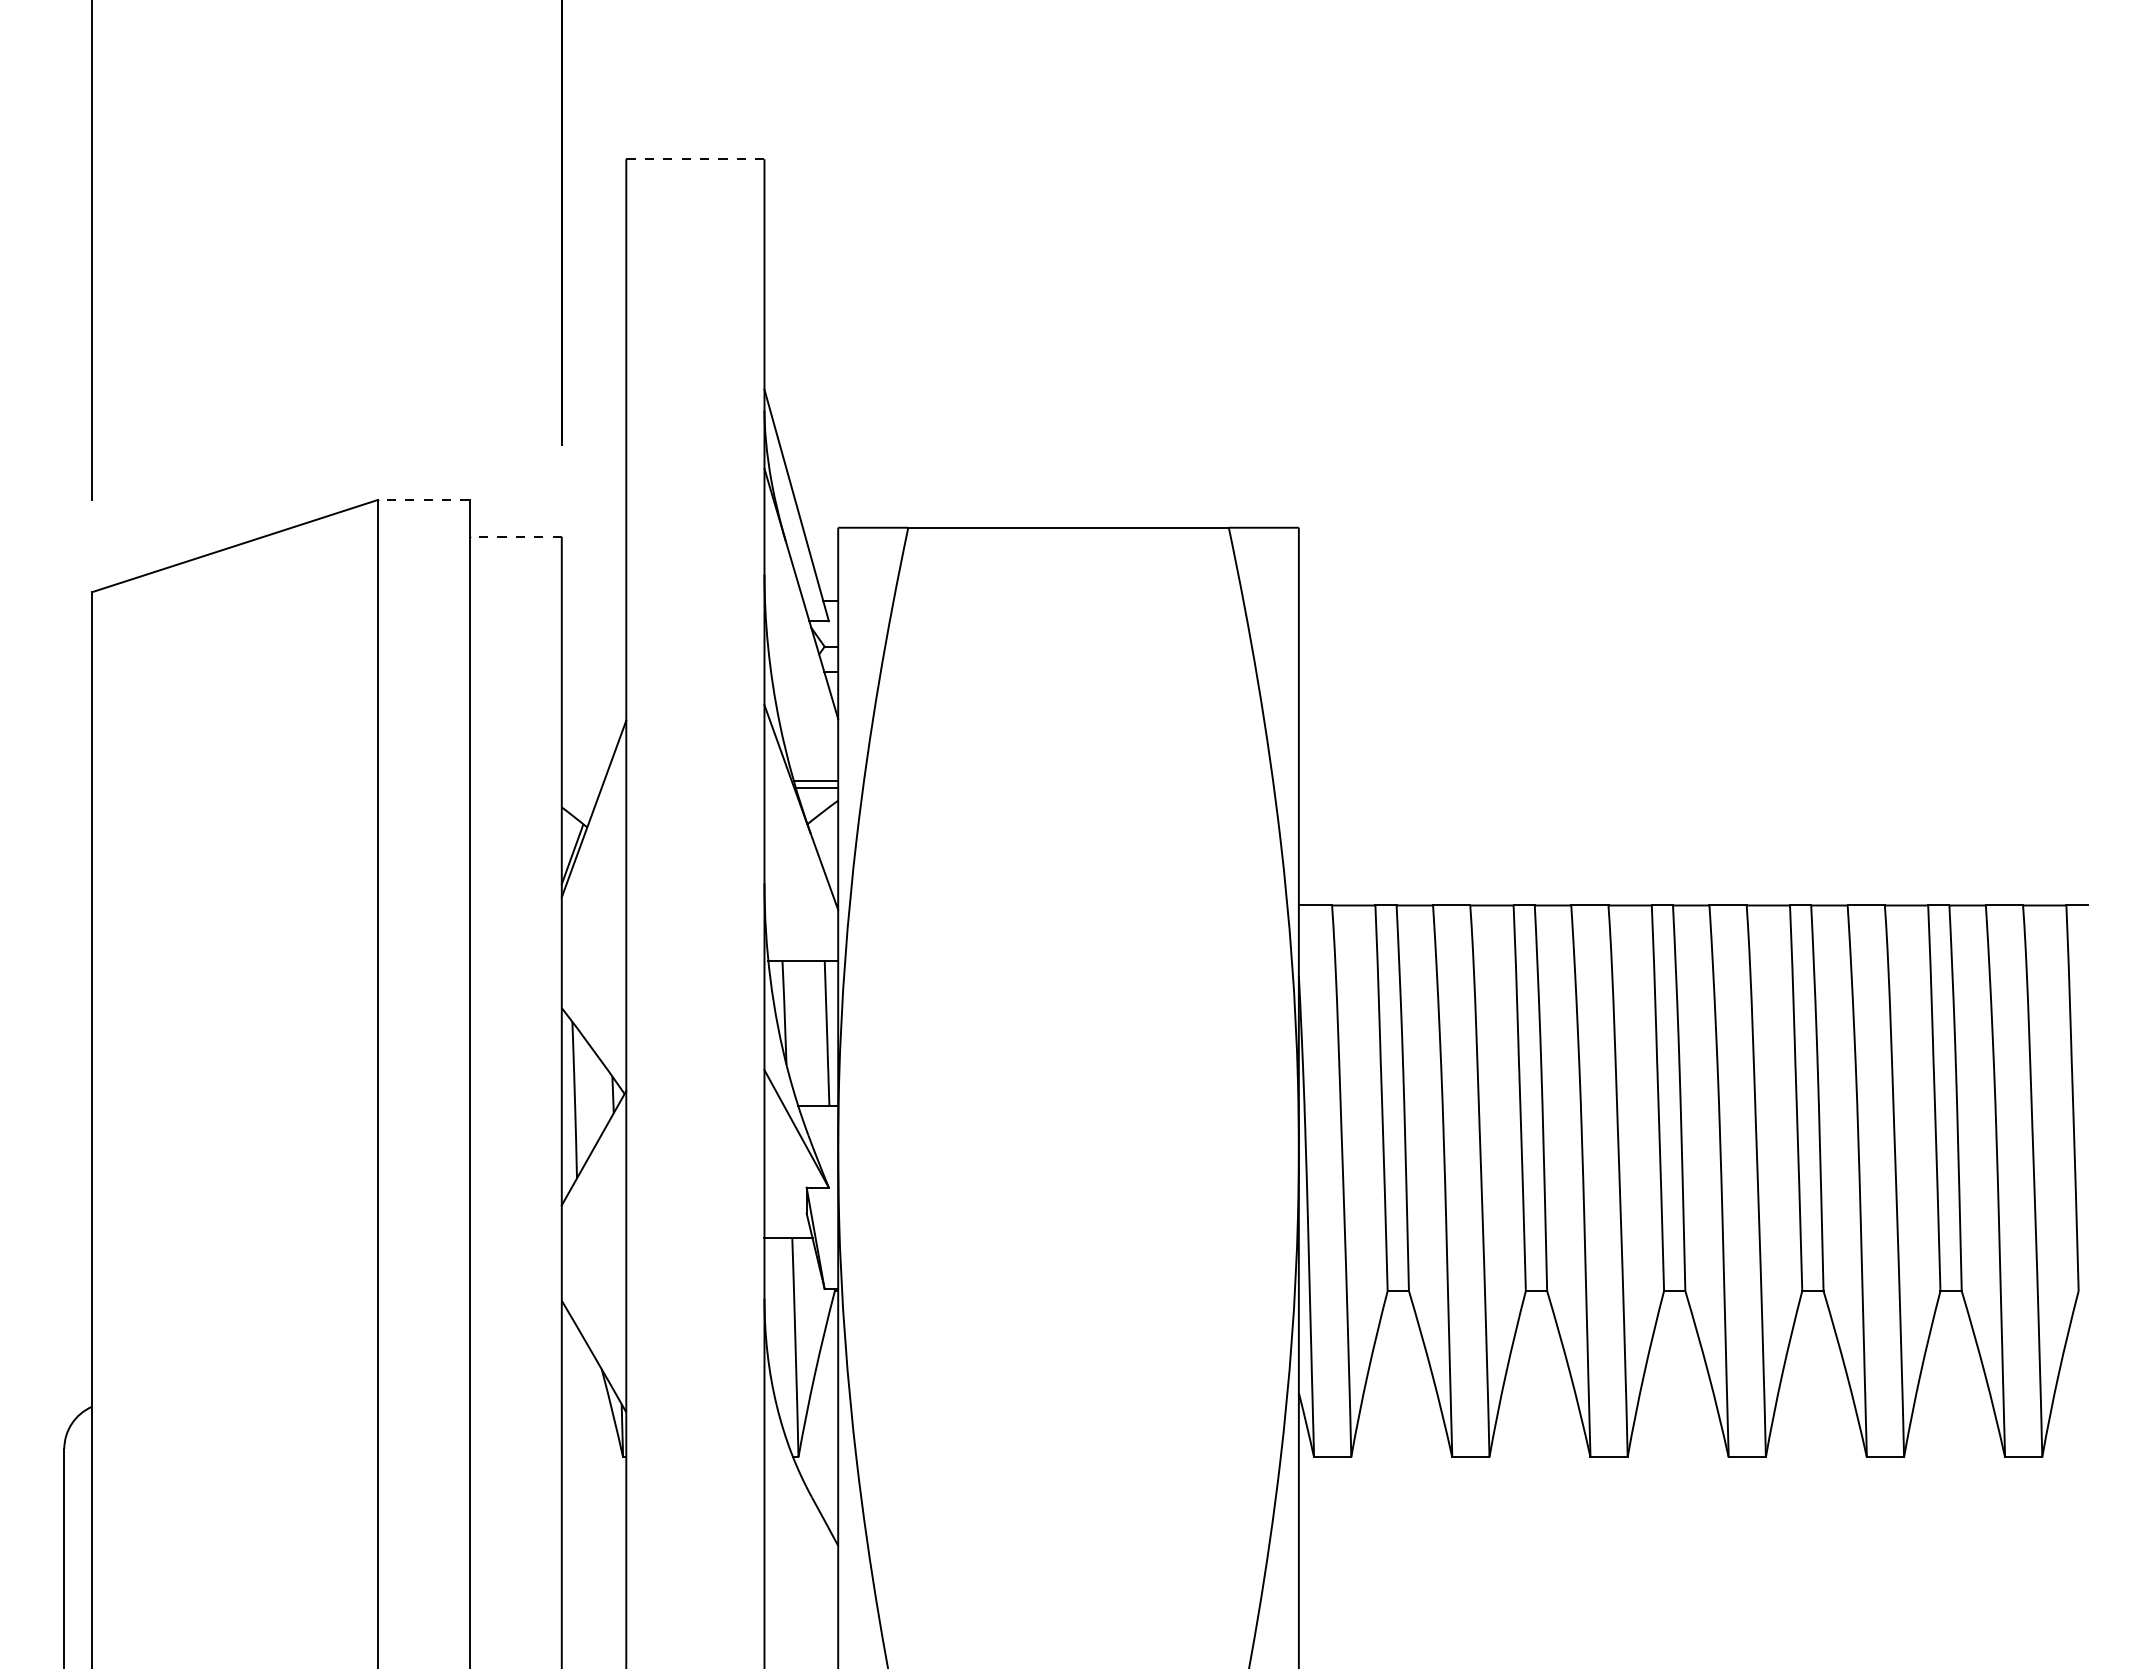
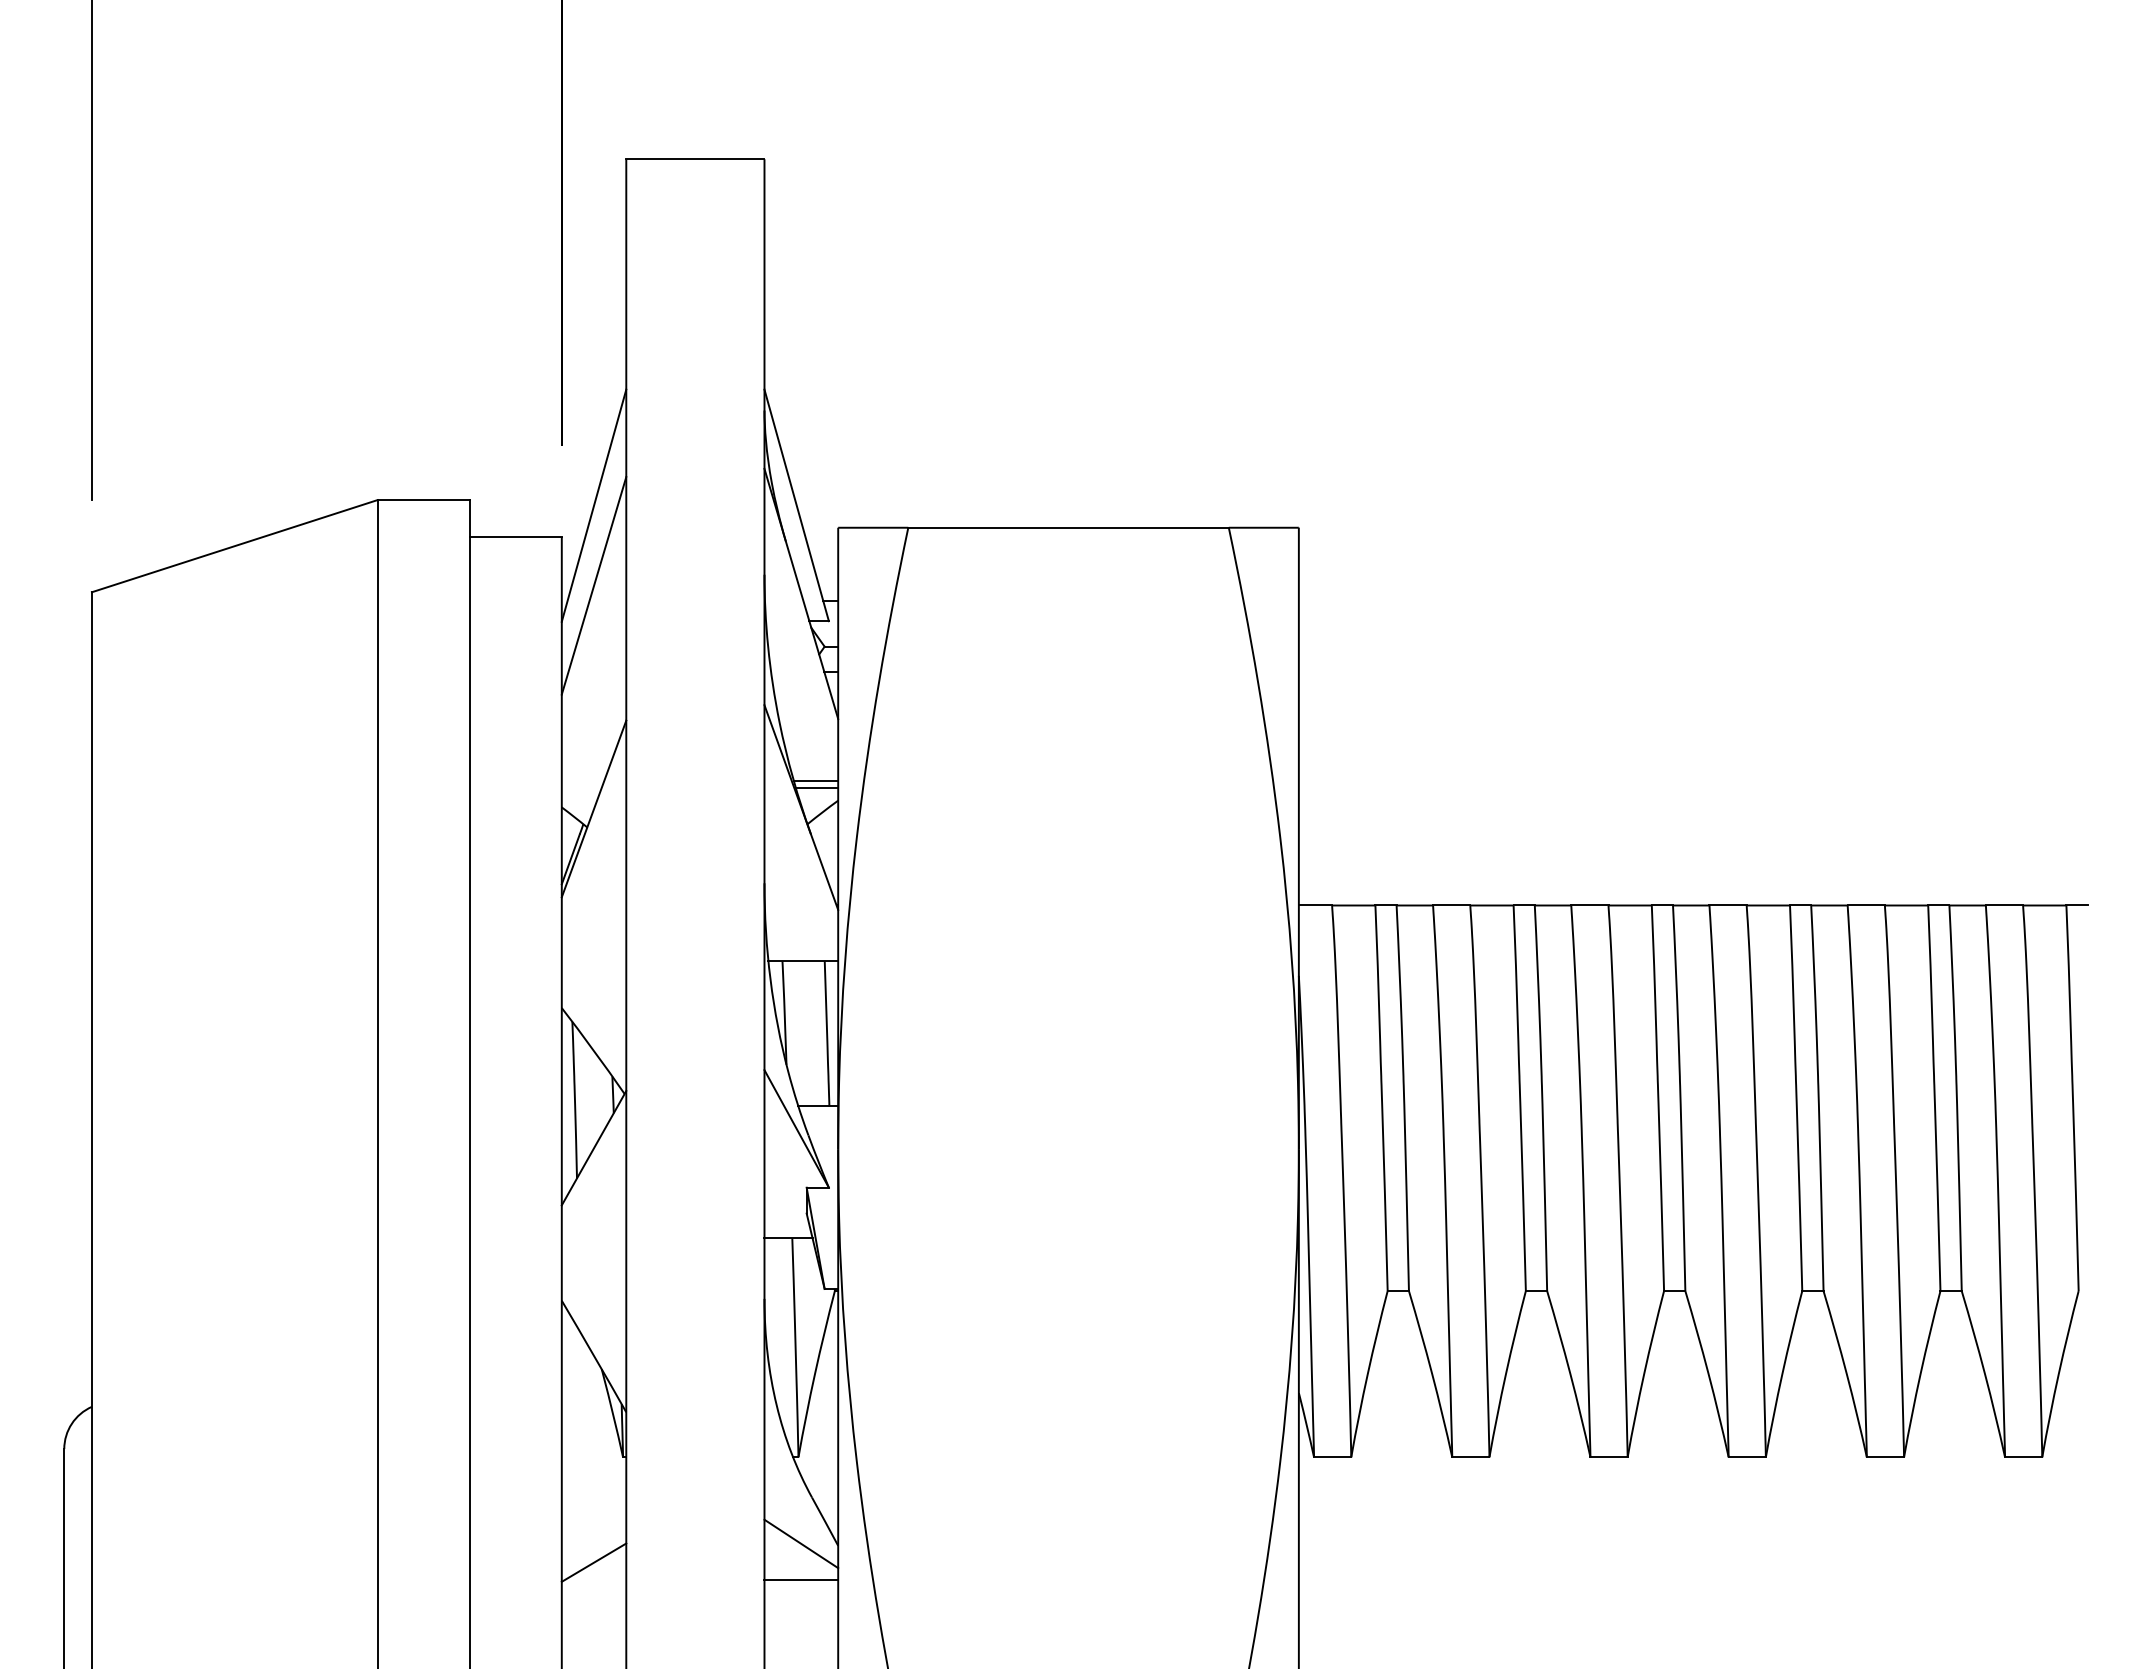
line: dashed -> solid (694, 159)
line: dashed -> solid (423, 500)
line: none -> present (593, 505)
line: dashed -> solid (515, 536)
line: none -> present (593, 585)
line: none -> present (801, 1543)
line: none -> present (593, 1562)
line: none -> present (801, 1580)
